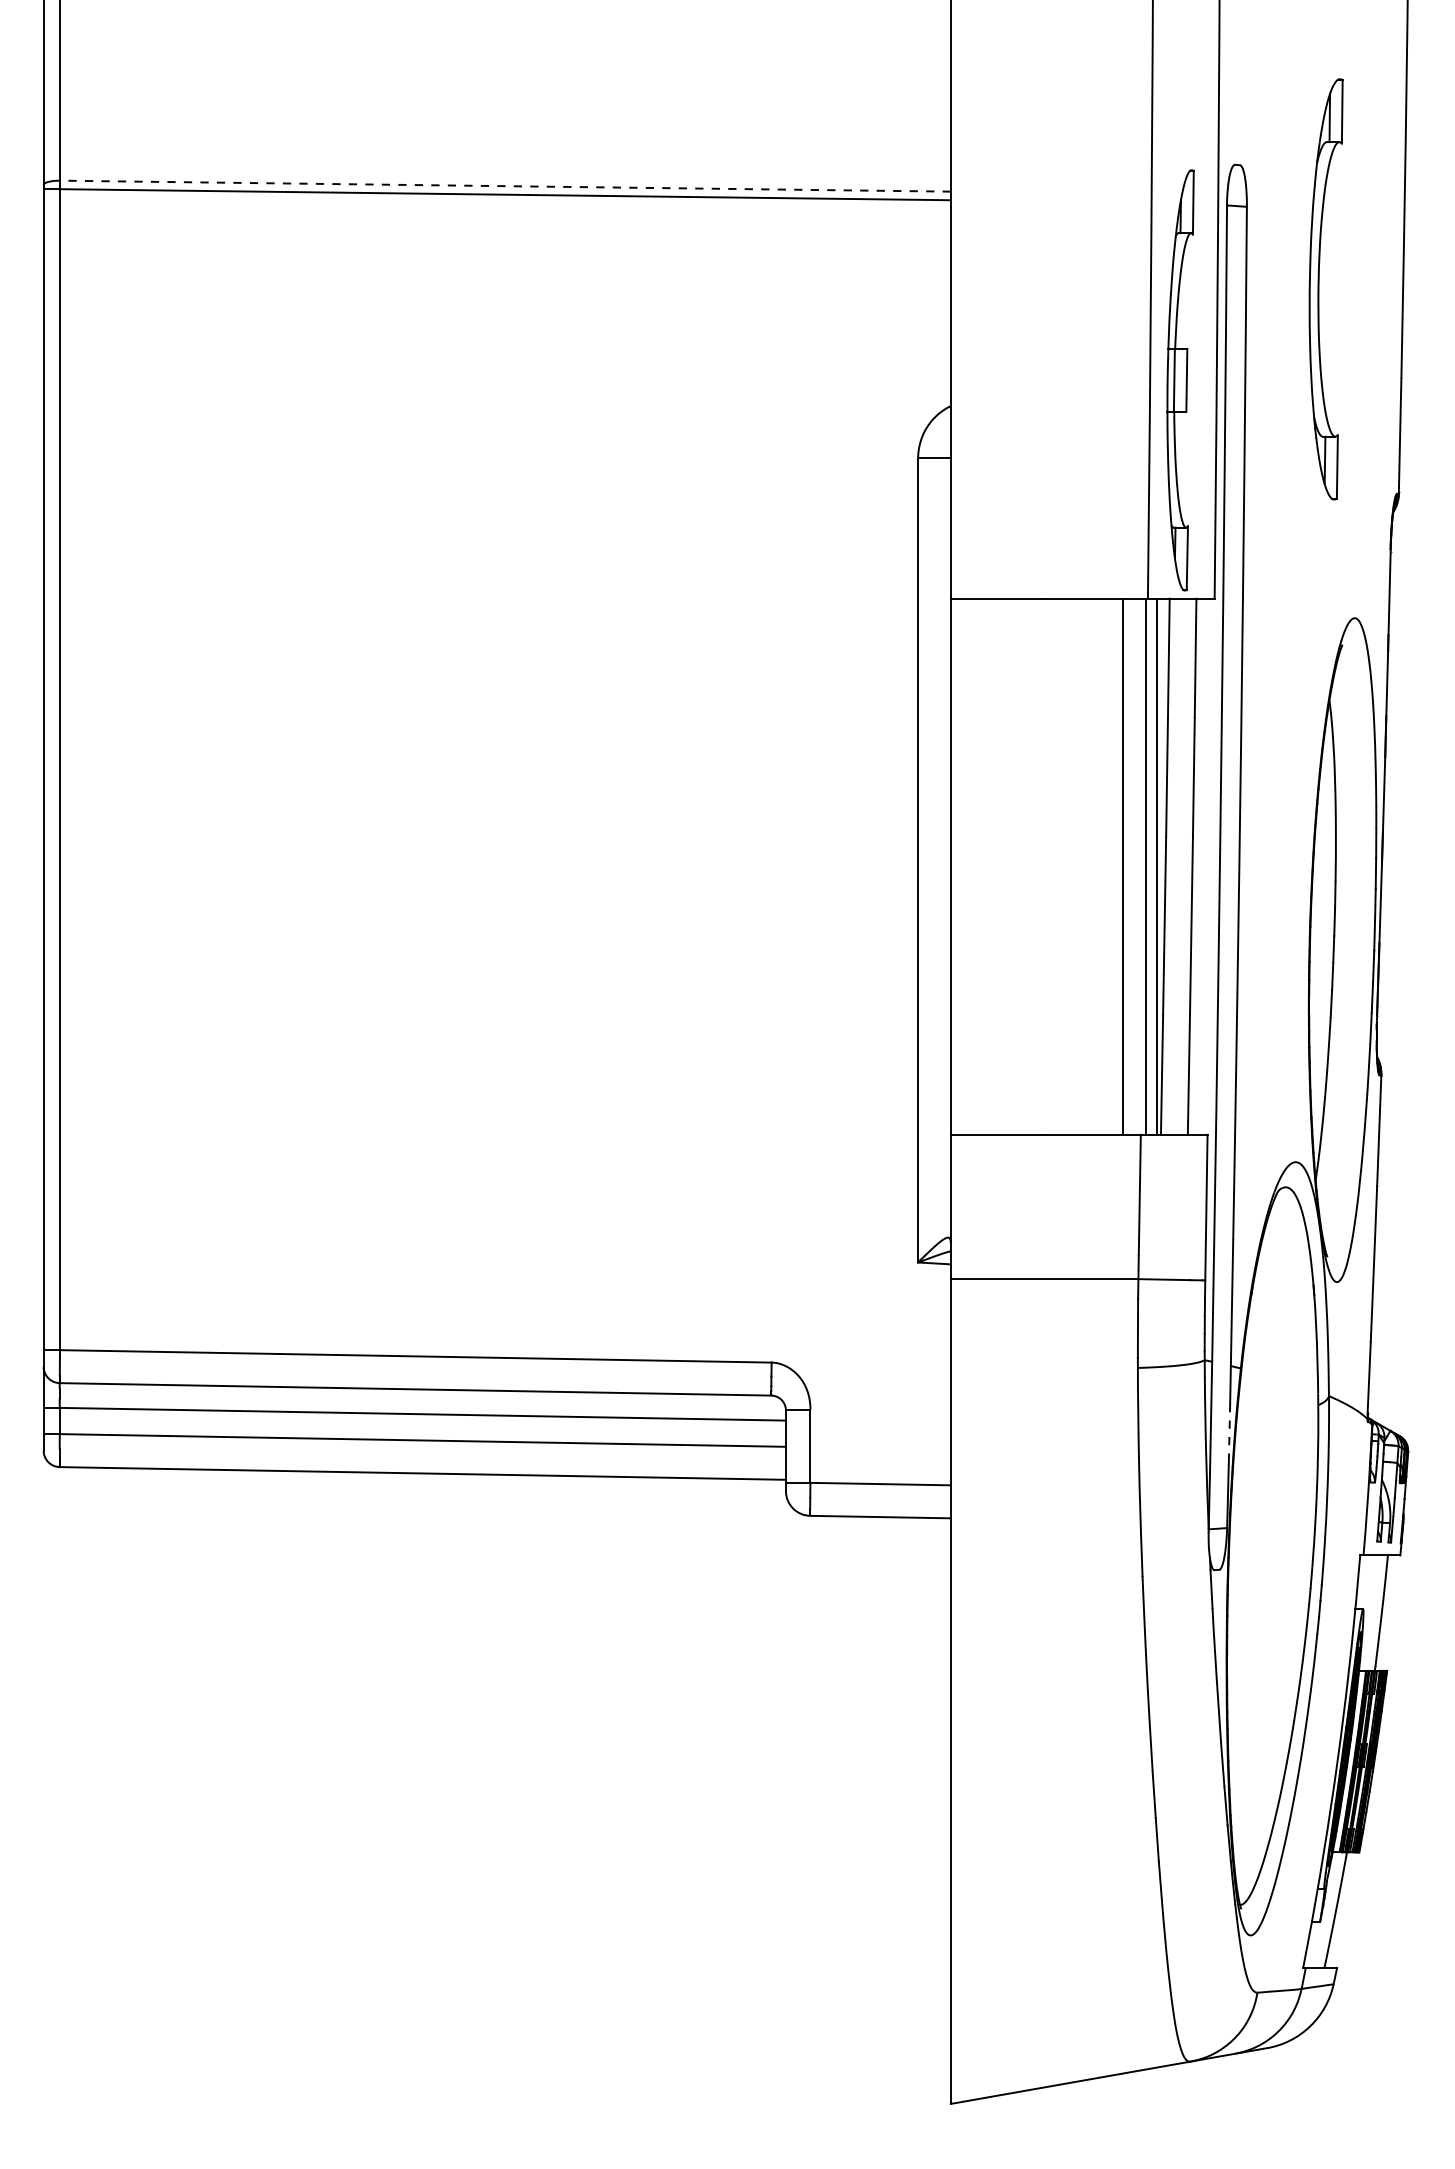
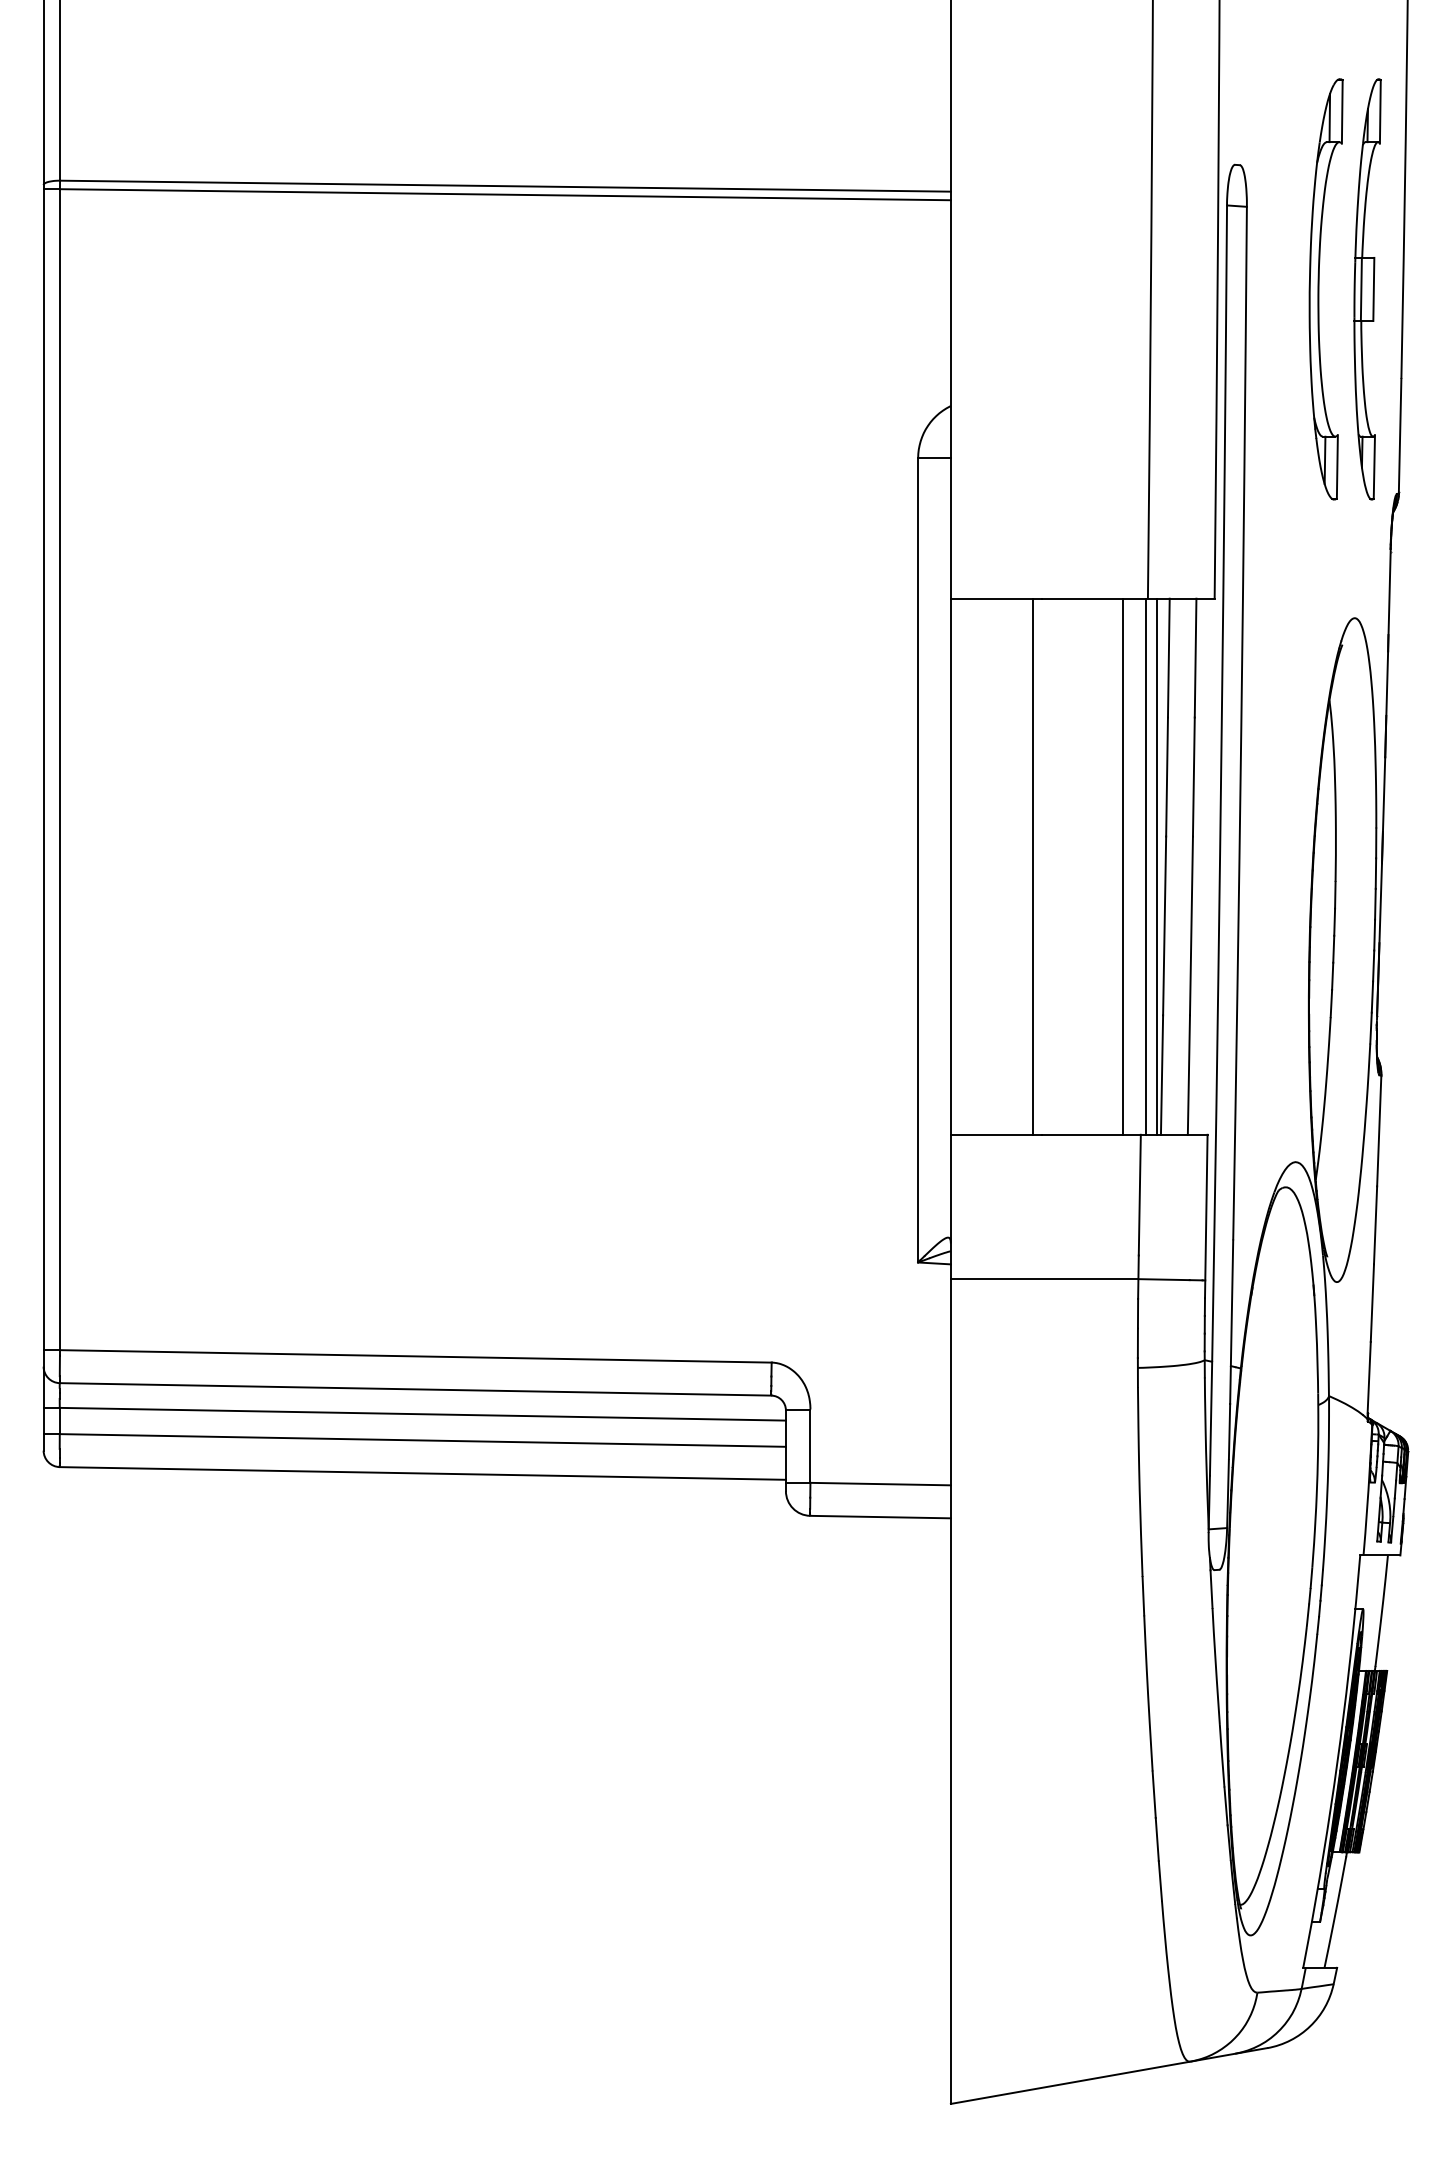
line: dashed -> solid (504, 186)
part position: (1180, 380) -> (1367, 289) (1367, 289)
line: none -> present (1033, 866)
line: dashed -> solid (1229, 1431)
